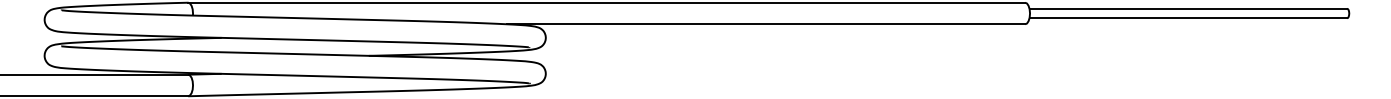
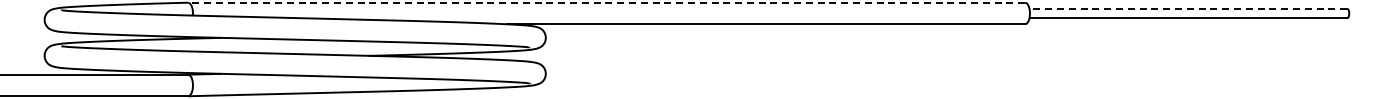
line: solid -> dashed (606, 2)
line: solid -> dashed (1188, 8)
